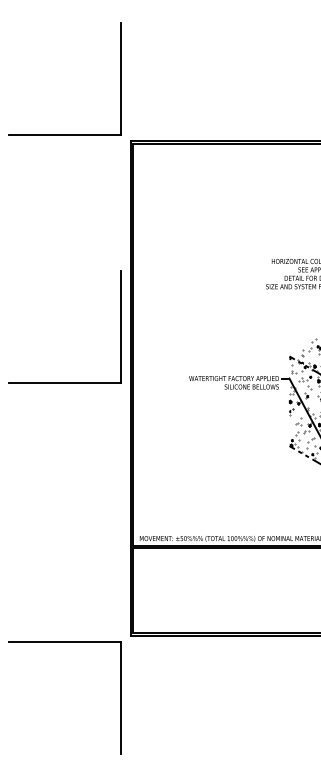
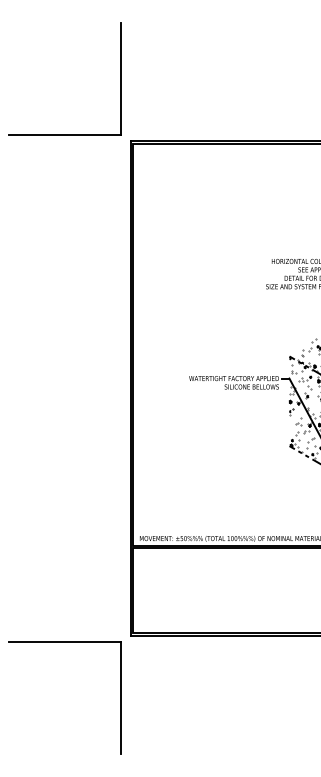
part: present -> none (120, 326)
